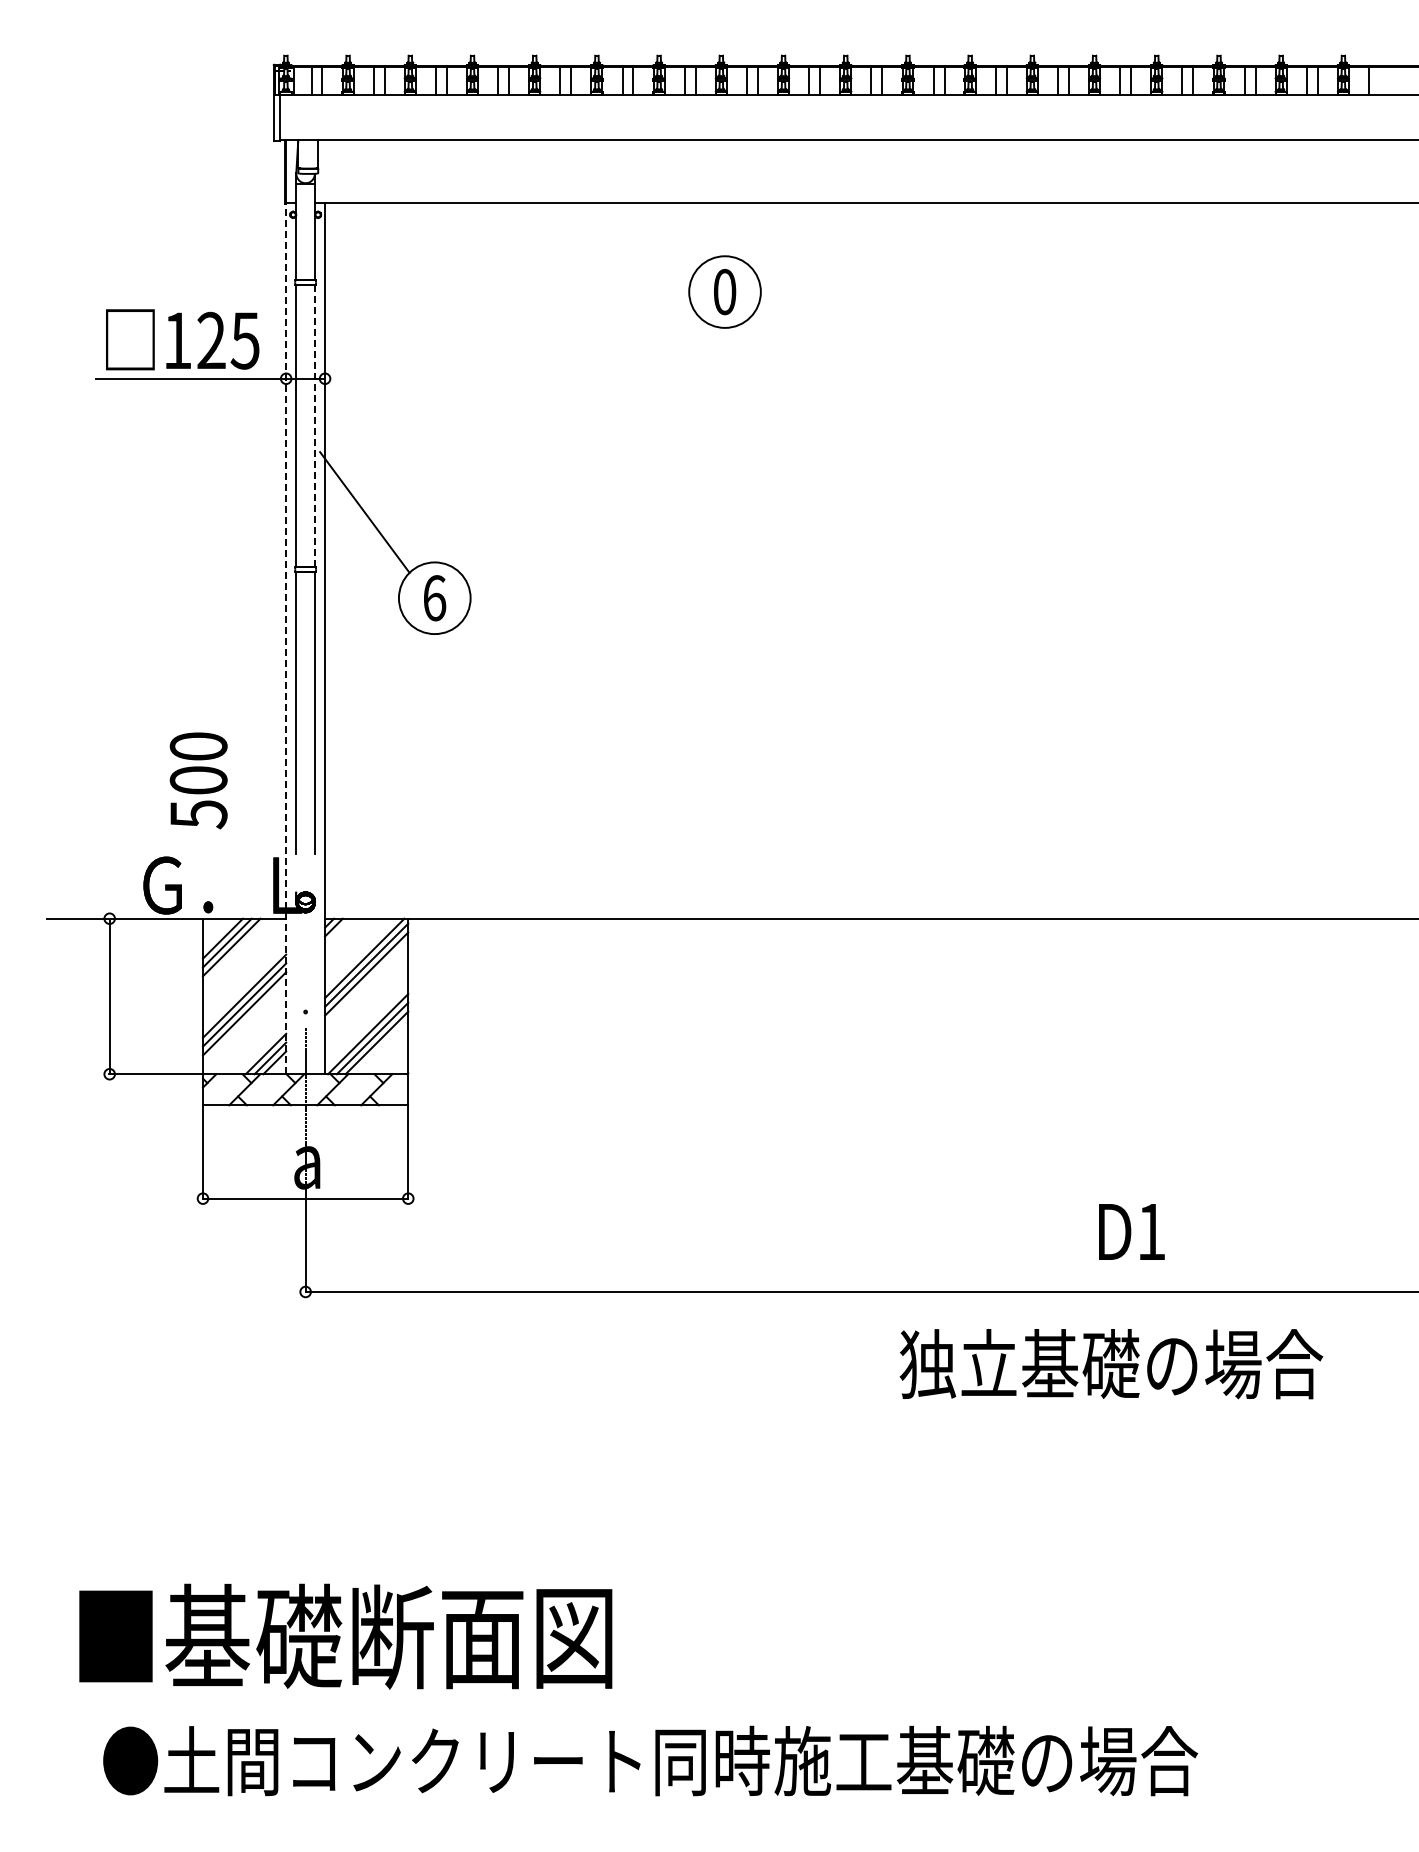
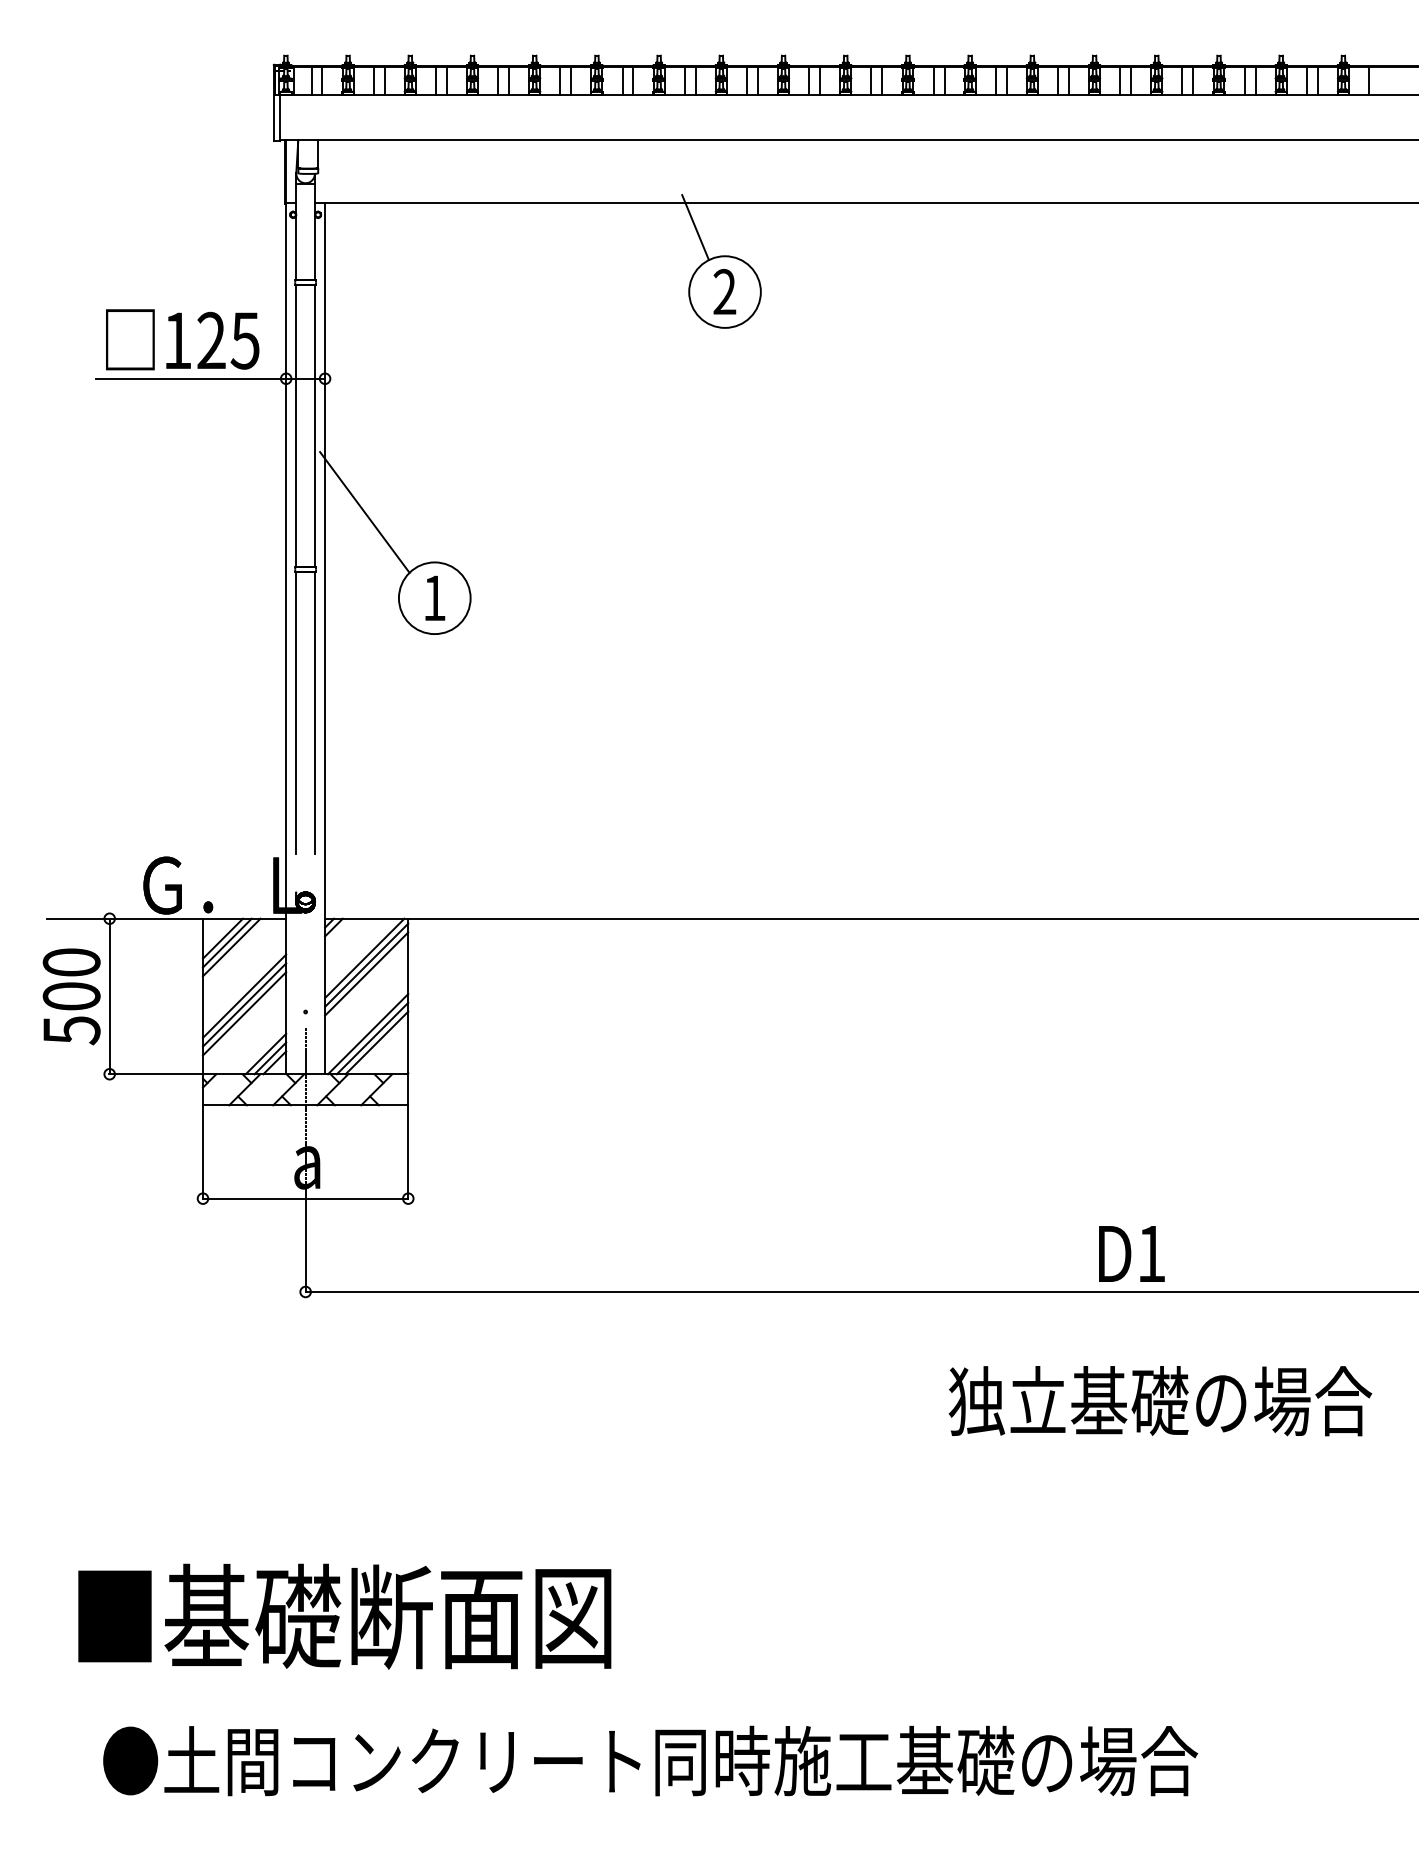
line: none -> present (695, 227)
text: 0 -> 2 (724, 292)
line: dashed -> solid (314, 426)
text: 6 -> 1 (435, 598)
line: dashed -> solid (286, 638)
text position: (198, 780) -> (71, 996) (71, 996)
text position: (1131, 1231) -> (1131, 1253) (1131, 1253)
text position: (1111, 1364) -> (1160, 1401) (1160, 1401)
text position: (345, 1636) -> (344, 1616) (344, 1616)
